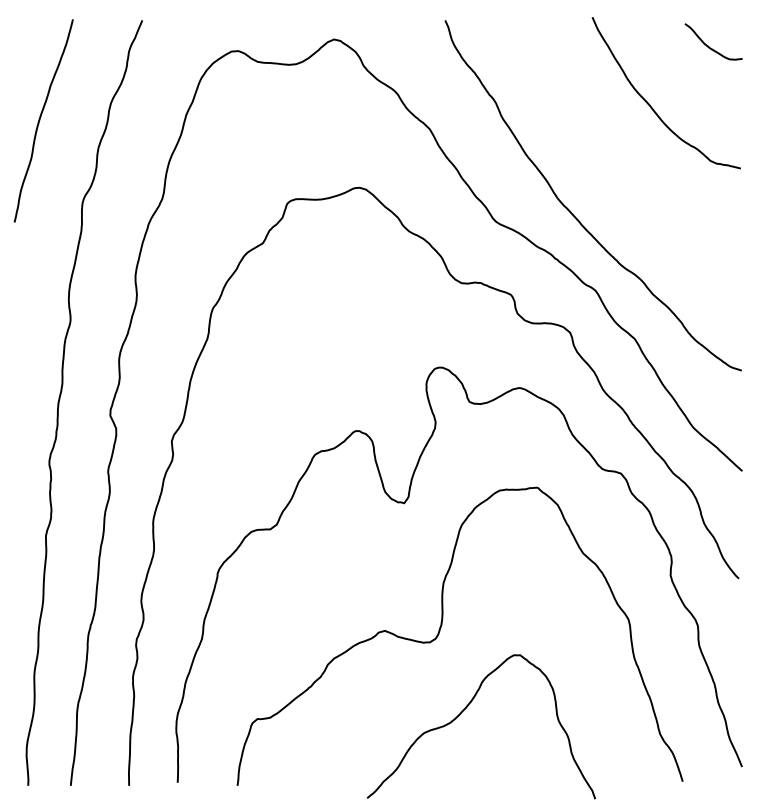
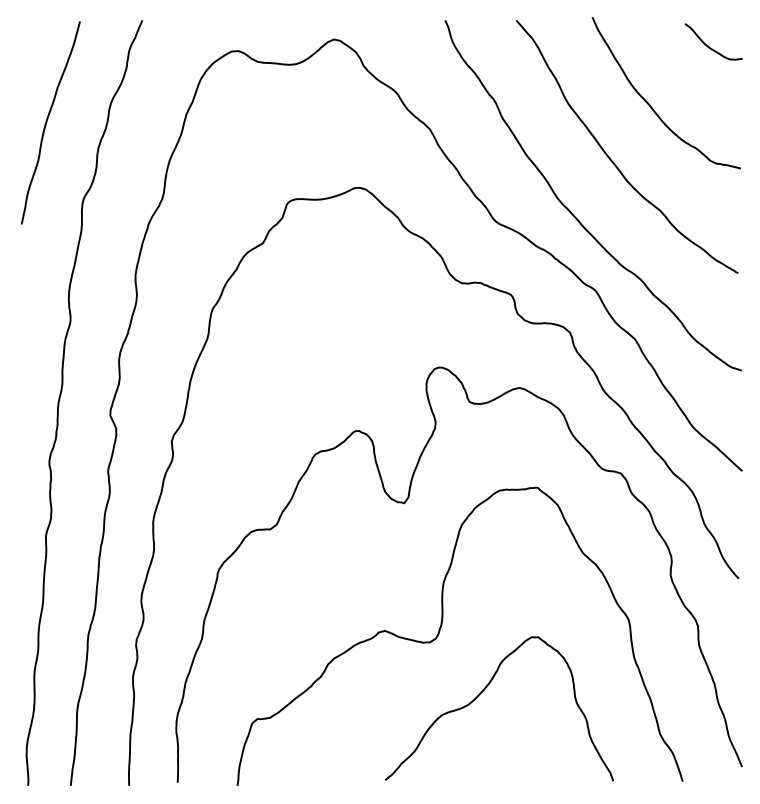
curve position: (40, 120) -> (47, 122) (47, 122)
curve: none -> present (610, 157)
curve position: (464, 710) -> (482, 692) (482, 692)
